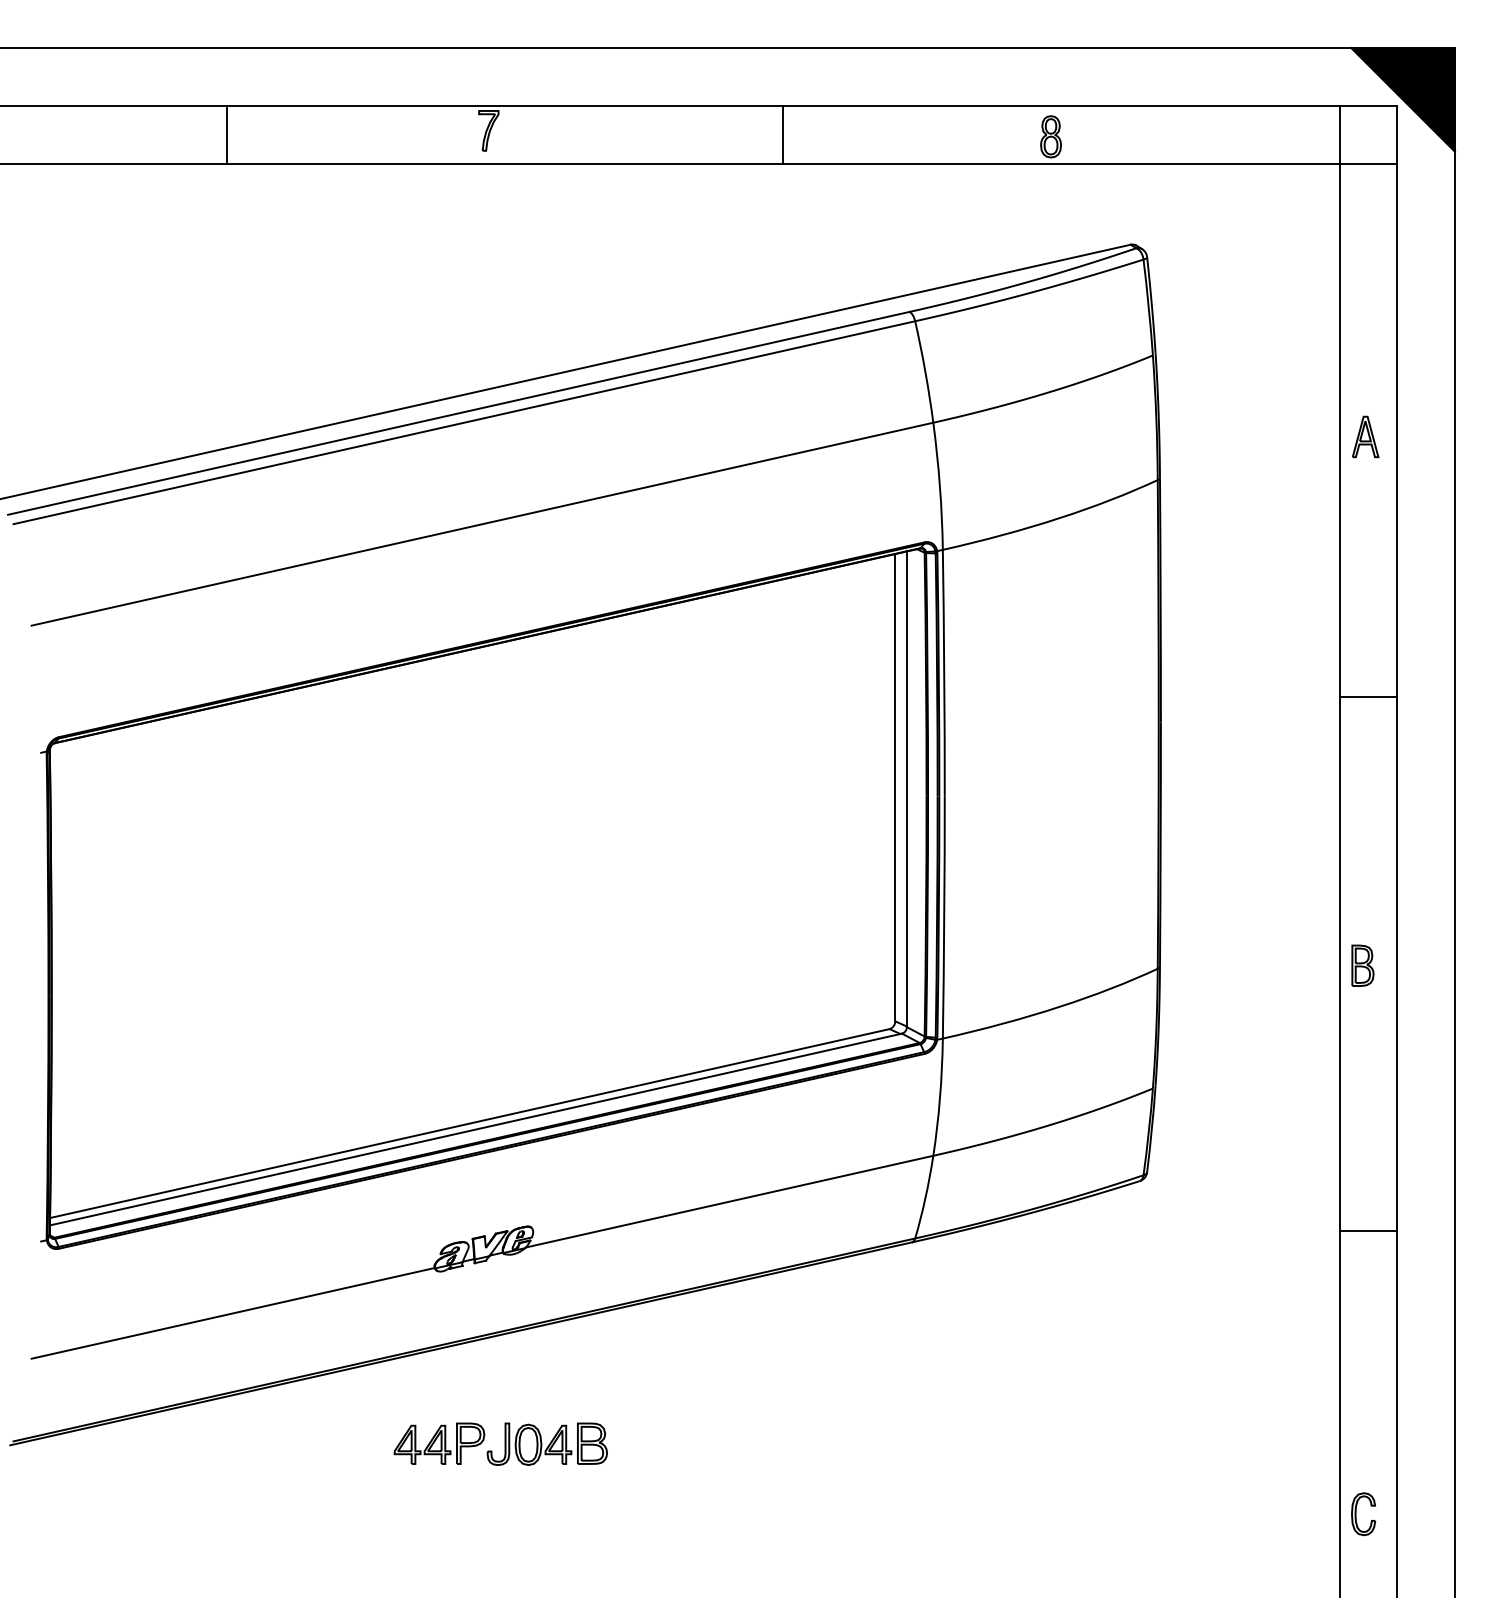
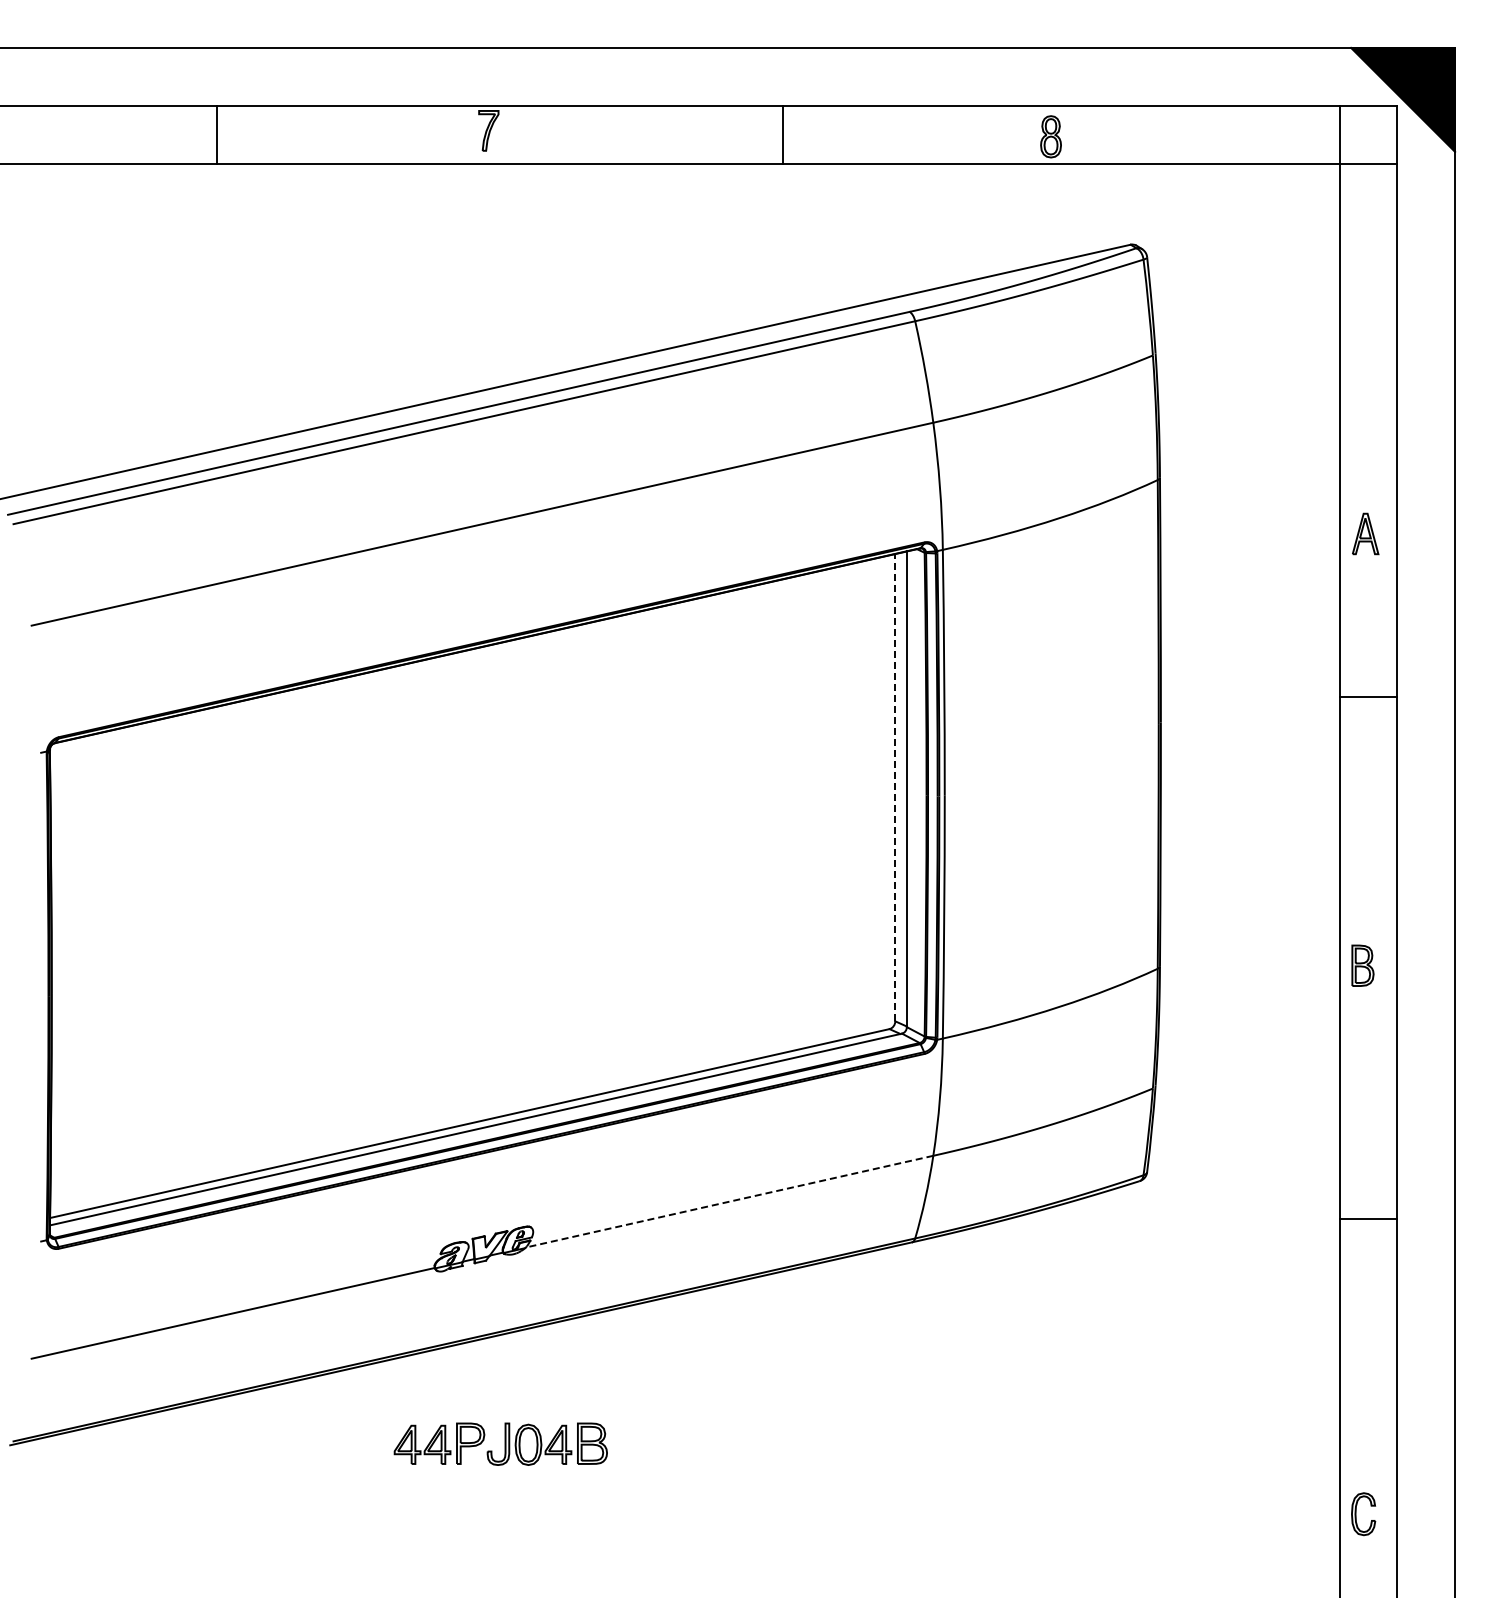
line position: (227, 134) -> (217, 134) (217, 134)
part position: (1365, 436) -> (1365, 533) (1365, 533)
line: solid -> dashed (895, 787)
line: solid -> dashed (729, 1201)
line position: (1368, 1230) -> (1368, 1218) (1368, 1218)
